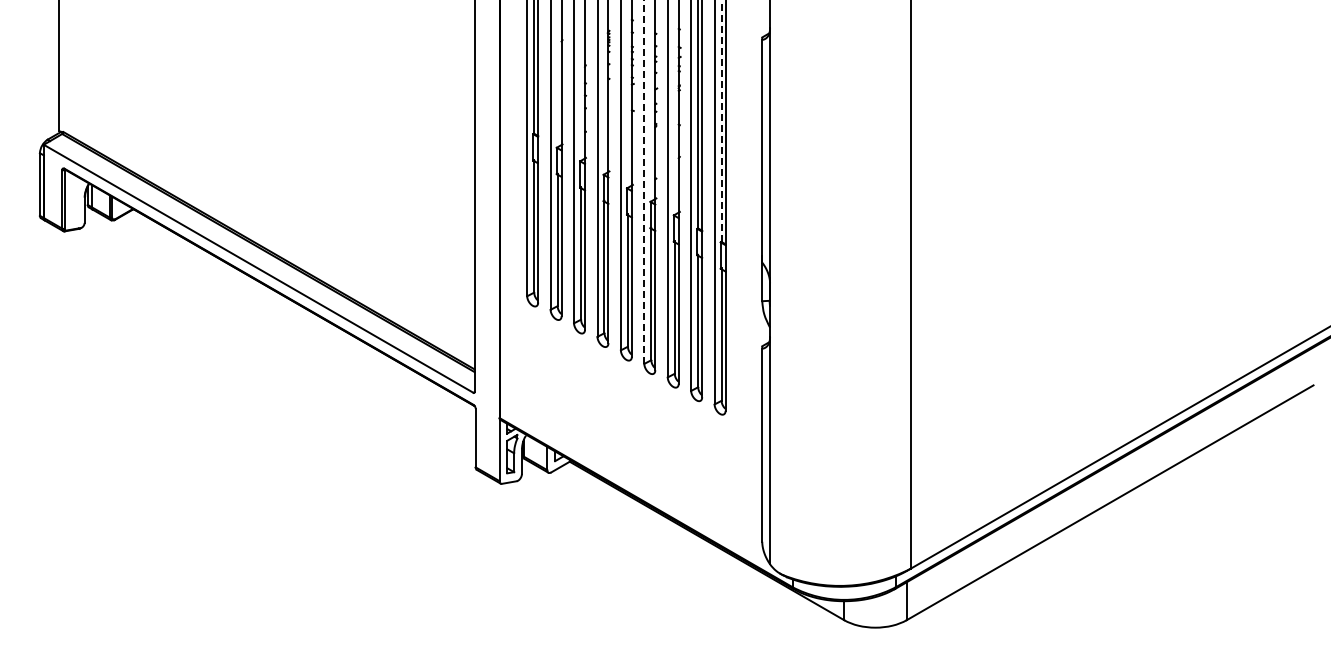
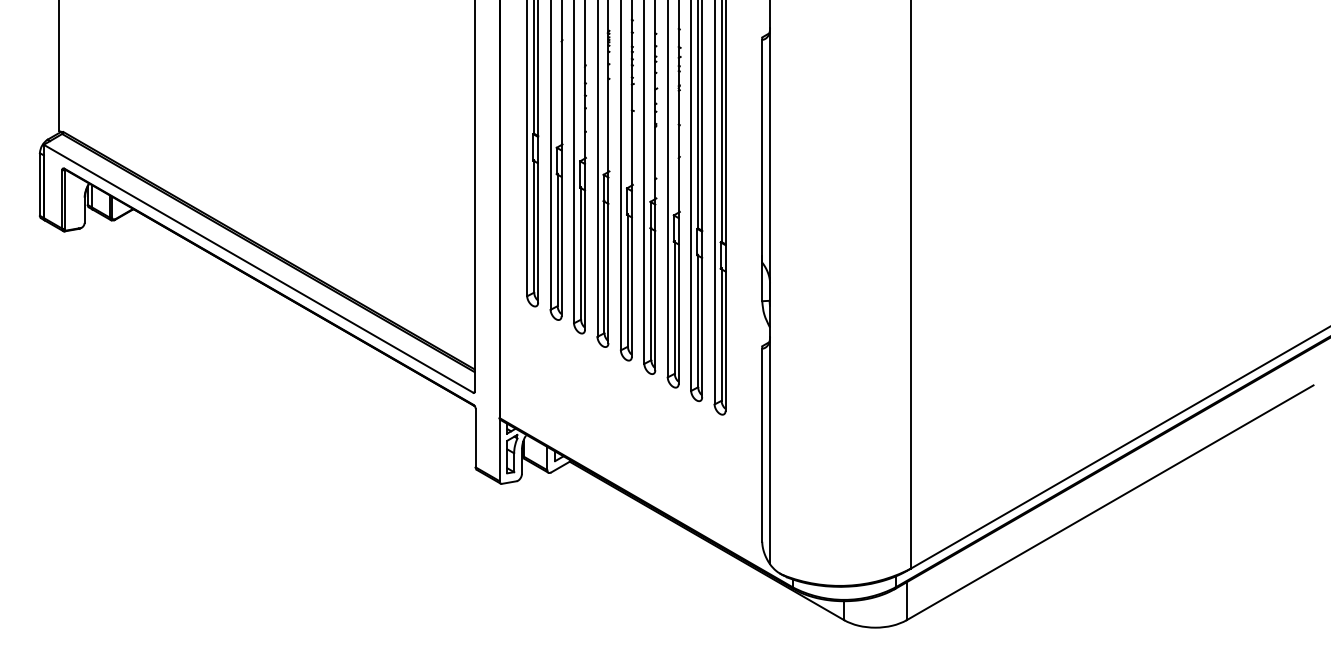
line: dashed -> solid (721, 121)
line: dashed -> solid (644, 182)
